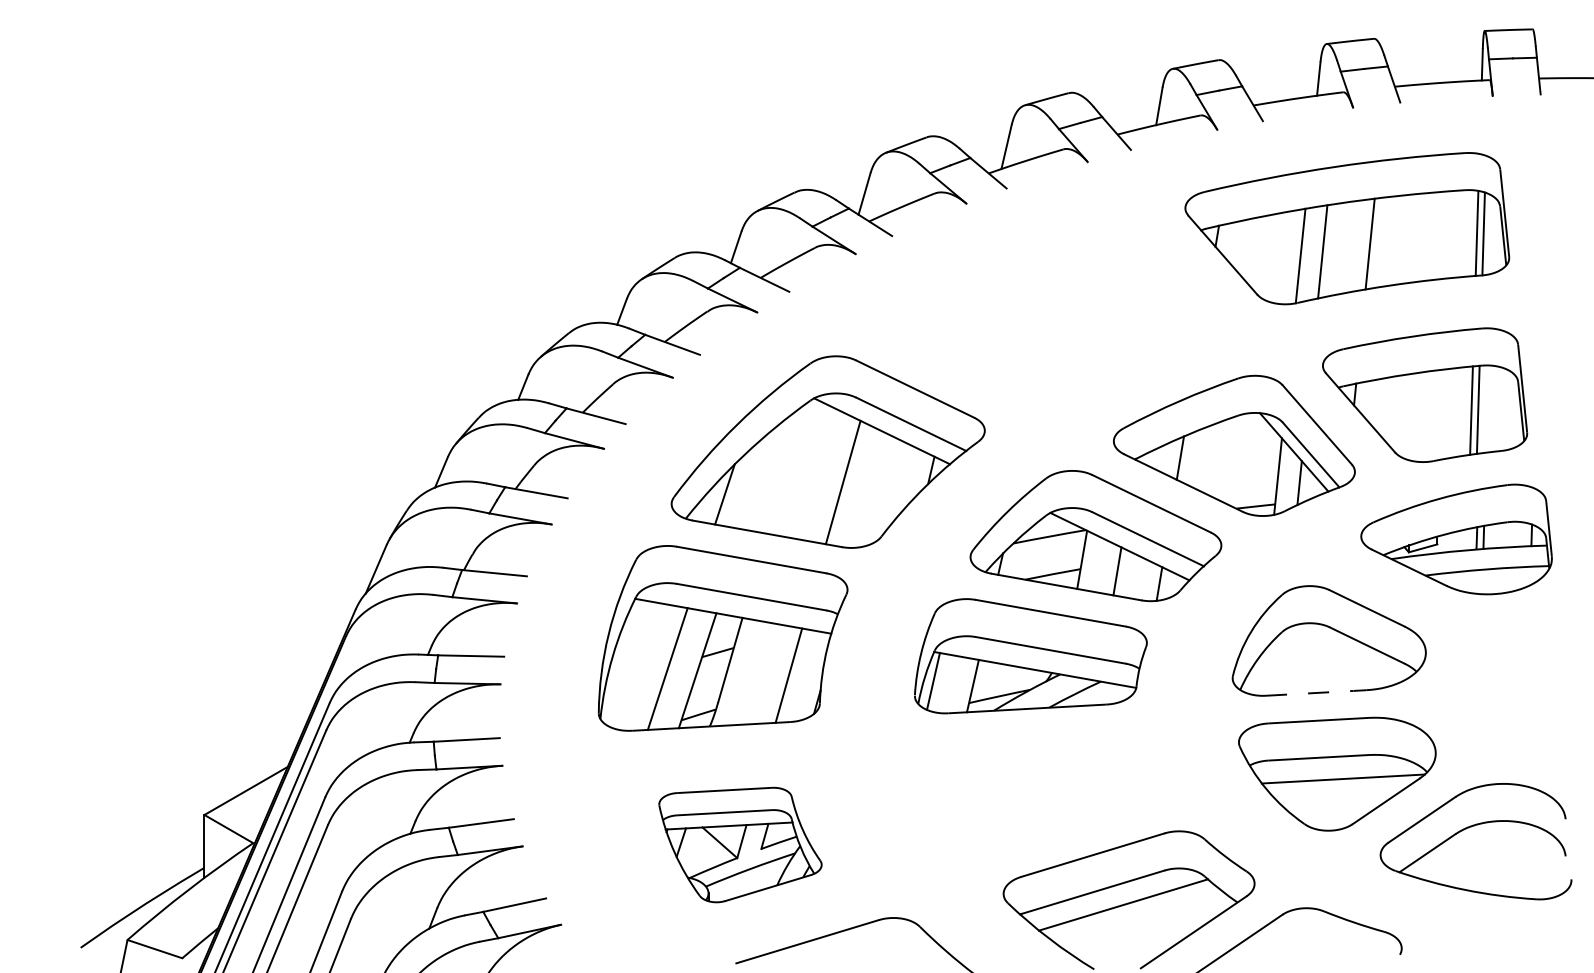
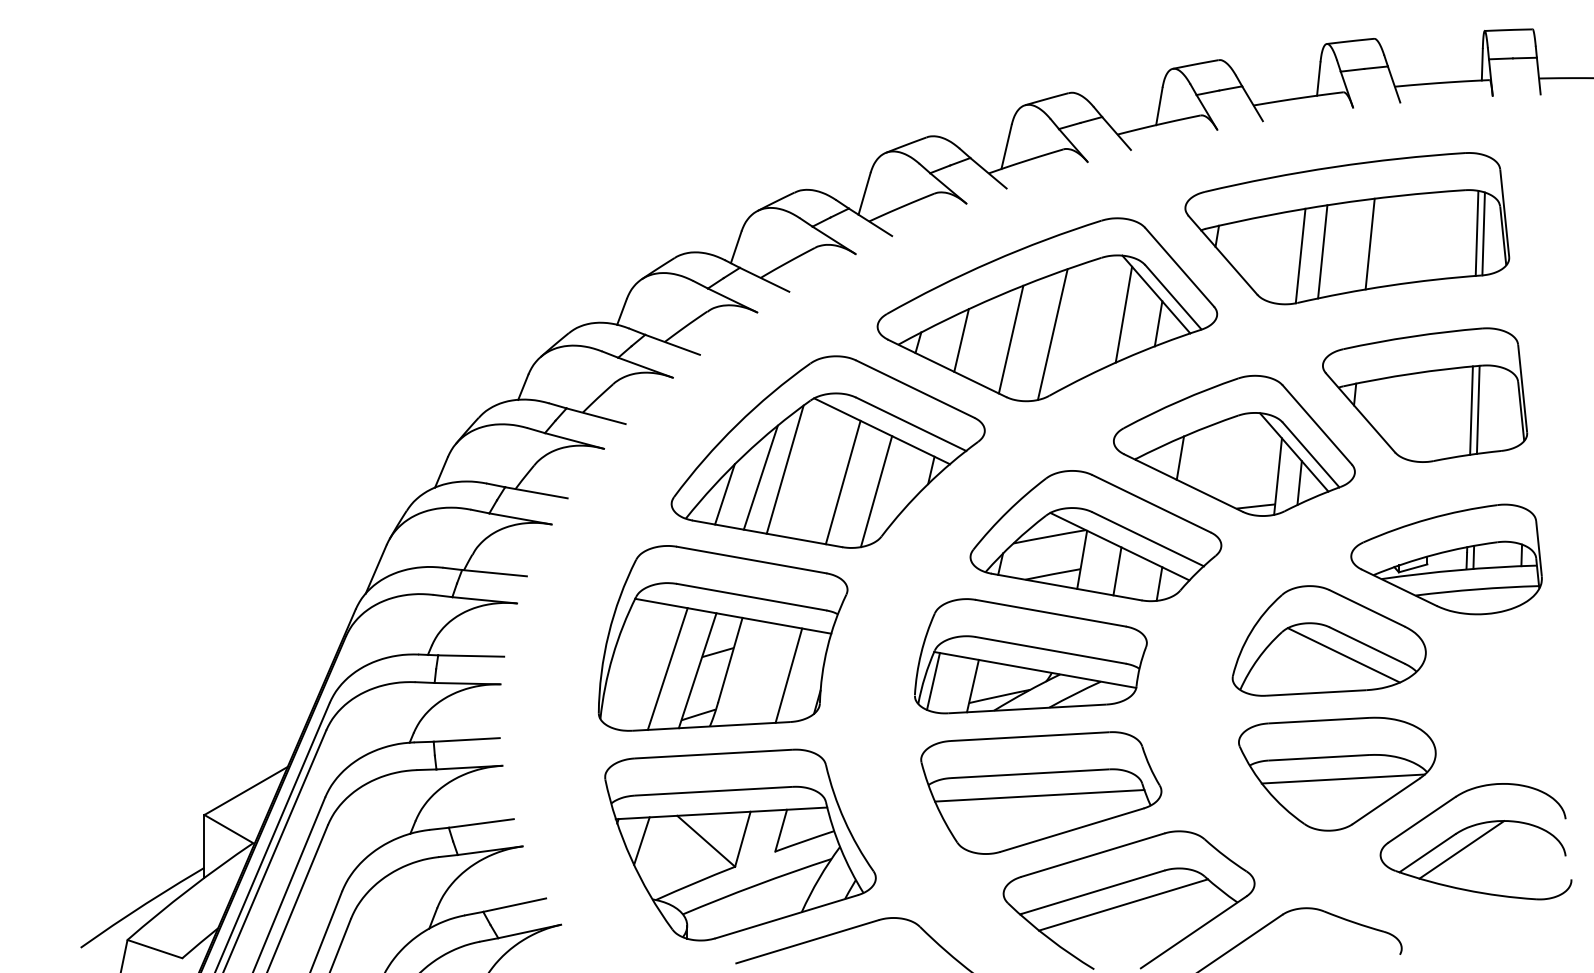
part: none -> present (1047, 309)
line: none -> present (784, 469)
line: none -> present (760, 477)
line: none -> present (876, 491)
part position: (1456, 539) -> (1446, 559) (1446, 559)
line: none -> present (1343, 655)
line: dashed -> solid (1316, 692)
part: none -> present (1041, 792)
part size: 165x118 px -> 273x194 px (740, 844)
line: none -> present (1461, 849)
